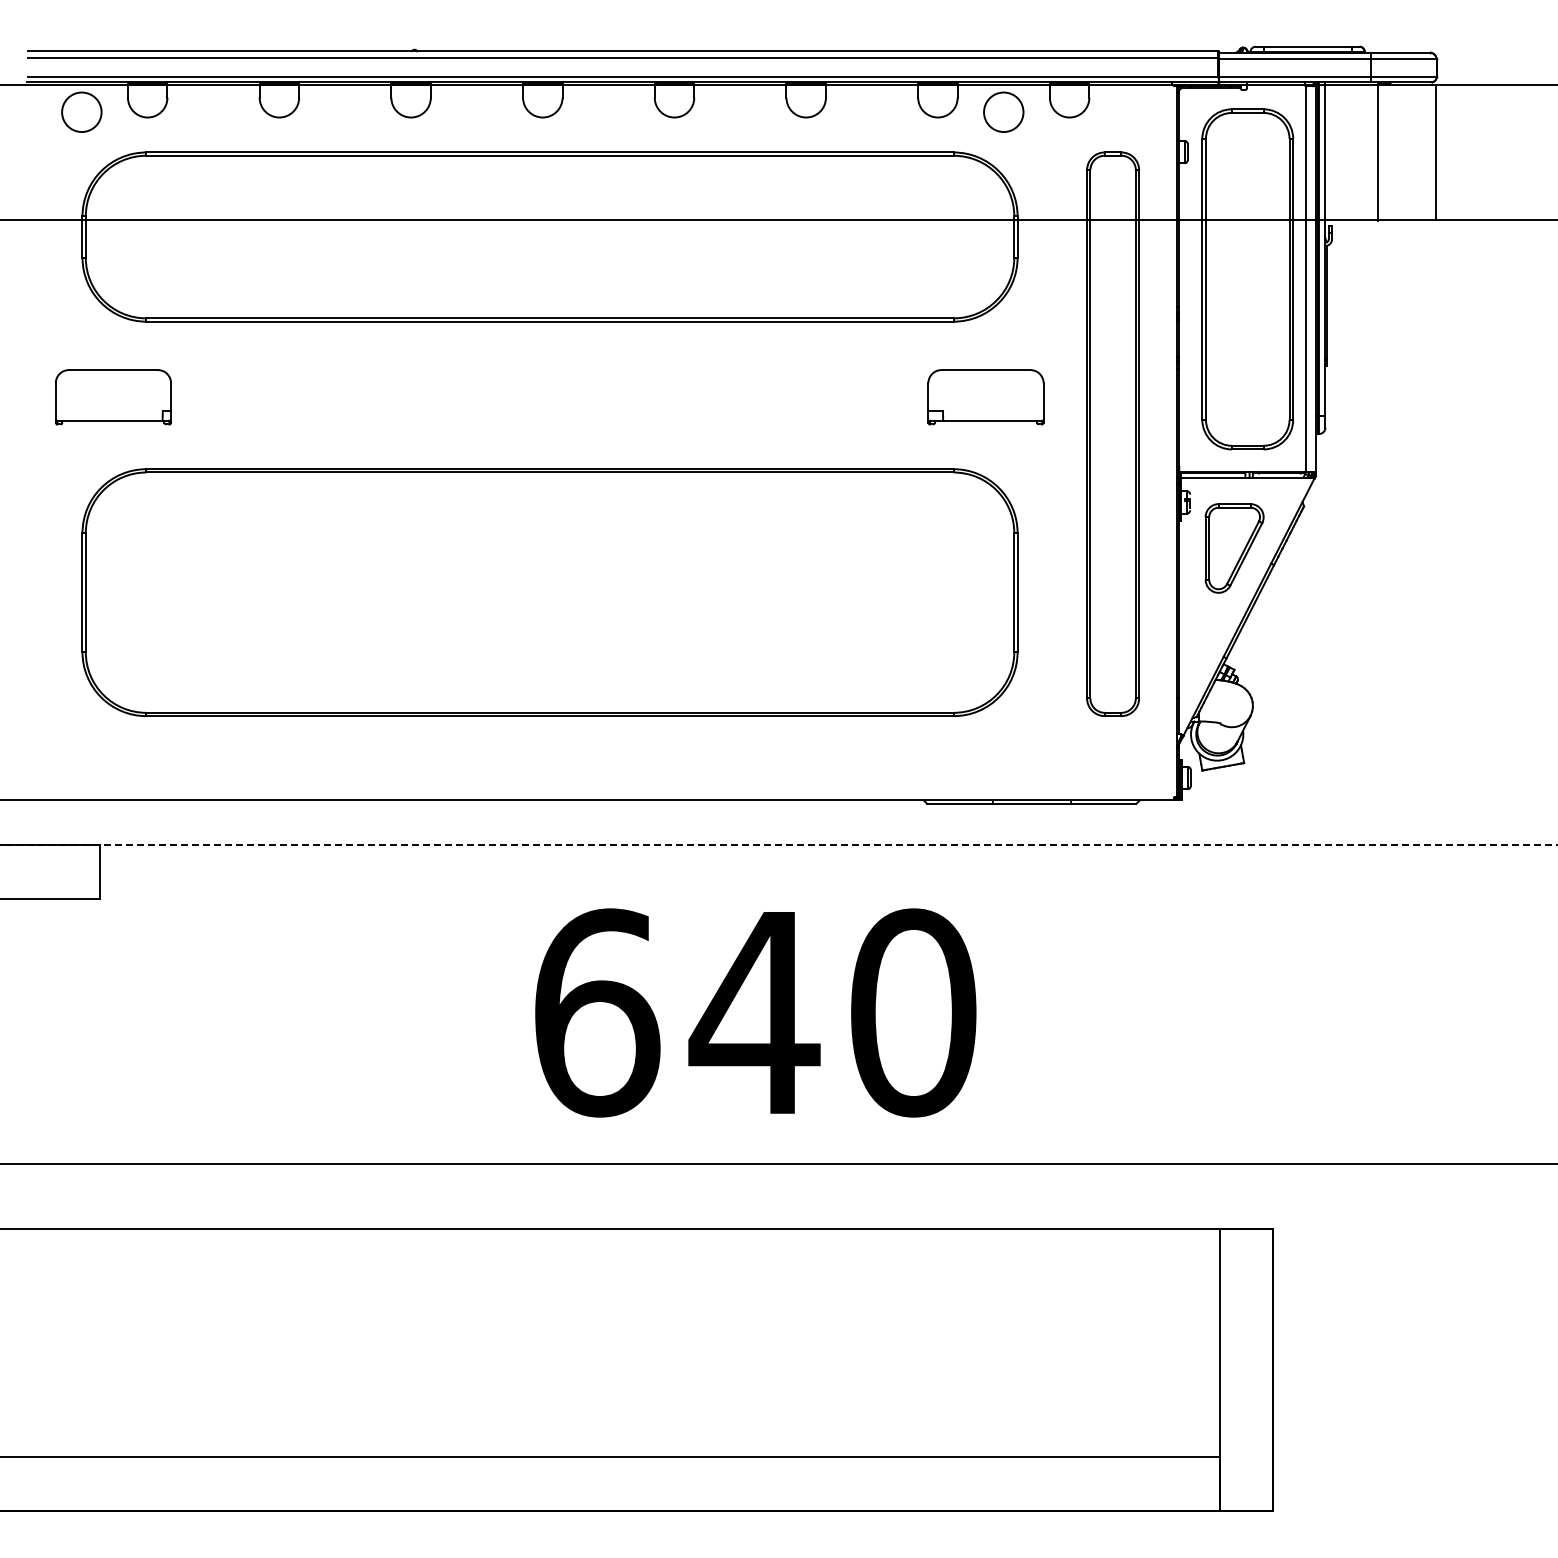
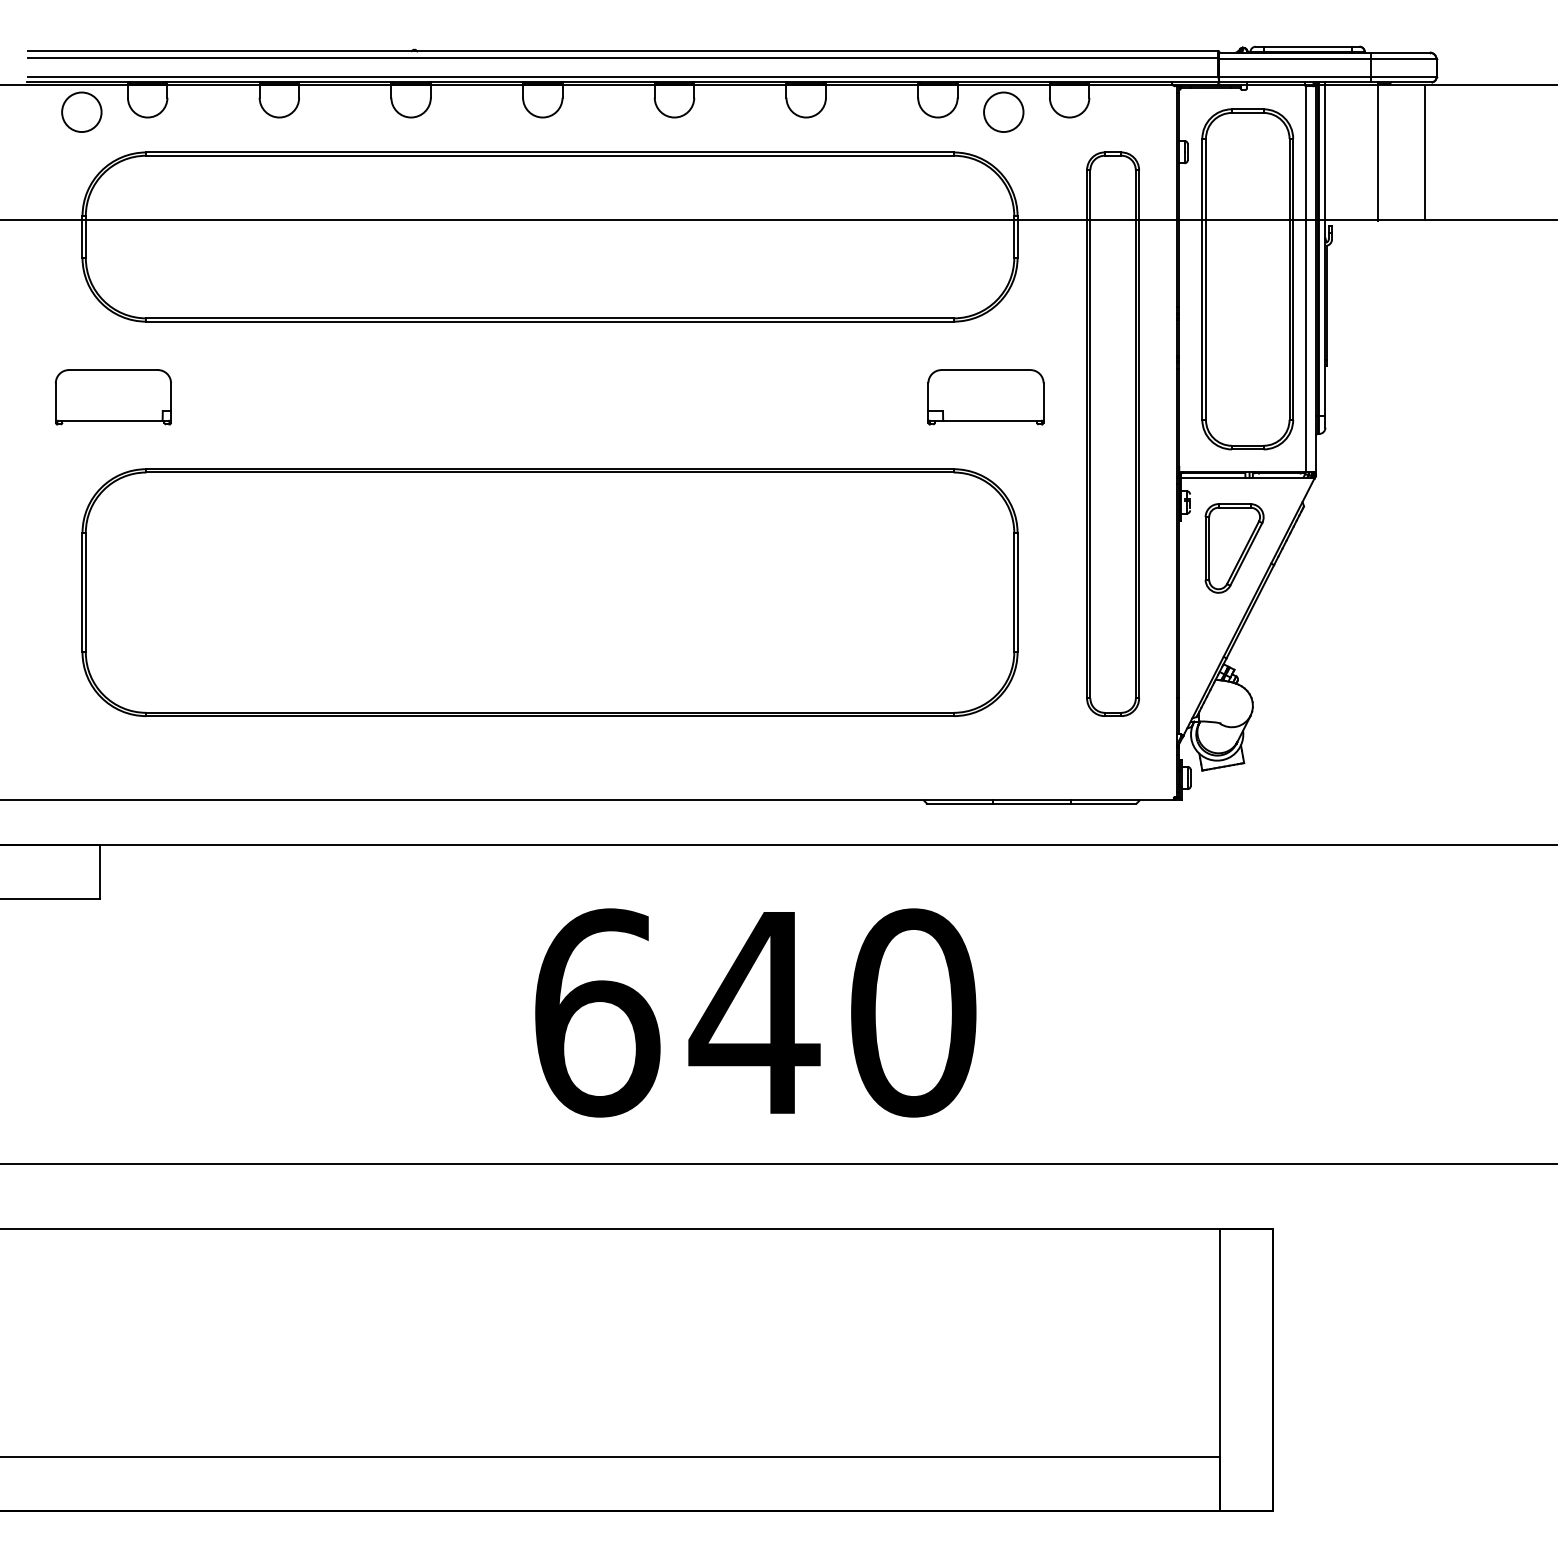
line position: (1435, 152) -> (1424, 152) (1424, 152)
line: dashed -> solid (779, 845)
